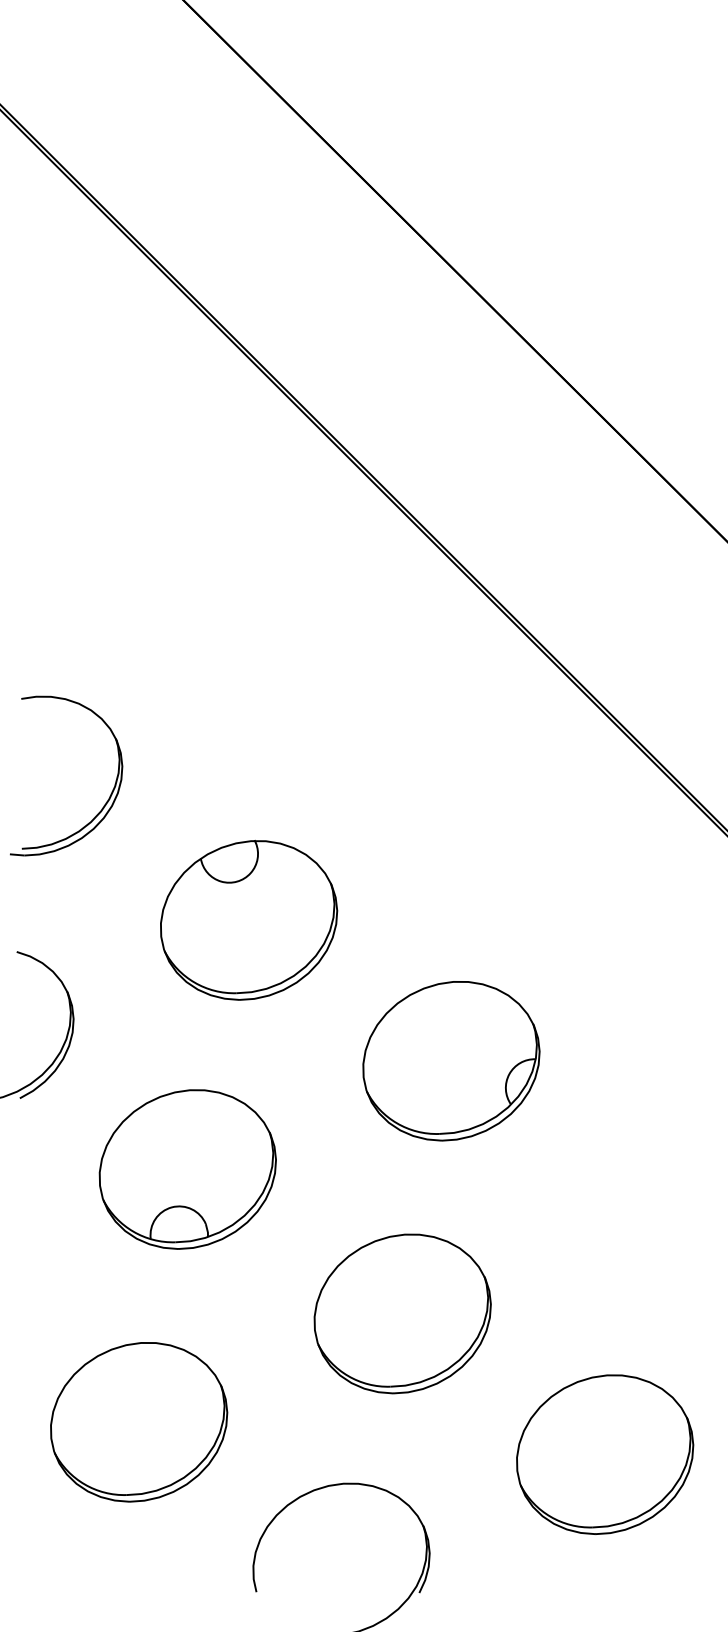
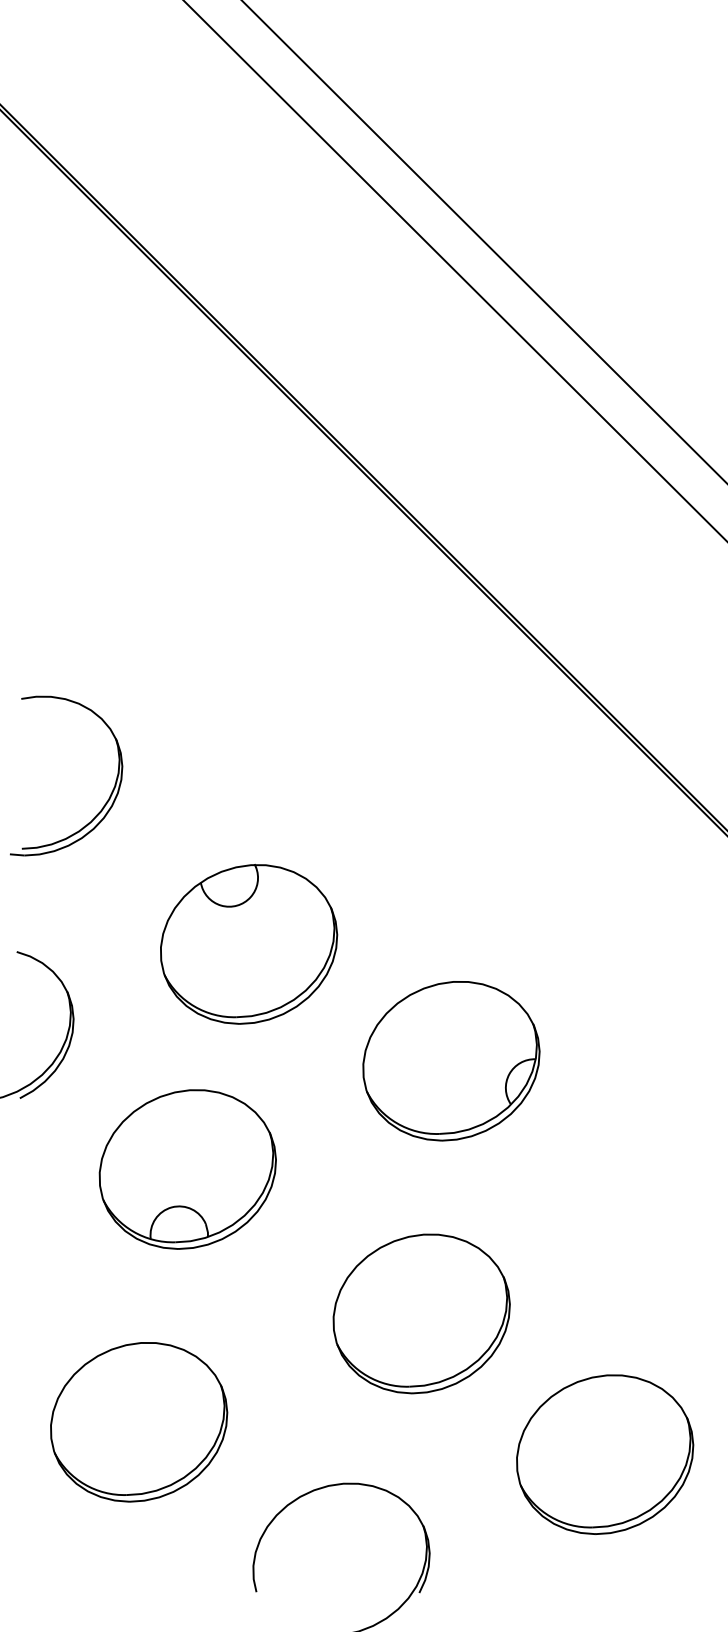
line position: (454, 270) -> (483, 241) (483, 241)
part position: (249, 920) -> (249, 944) (249, 944)
part position: (402, 1313) -> (421, 1313) (421, 1313)
